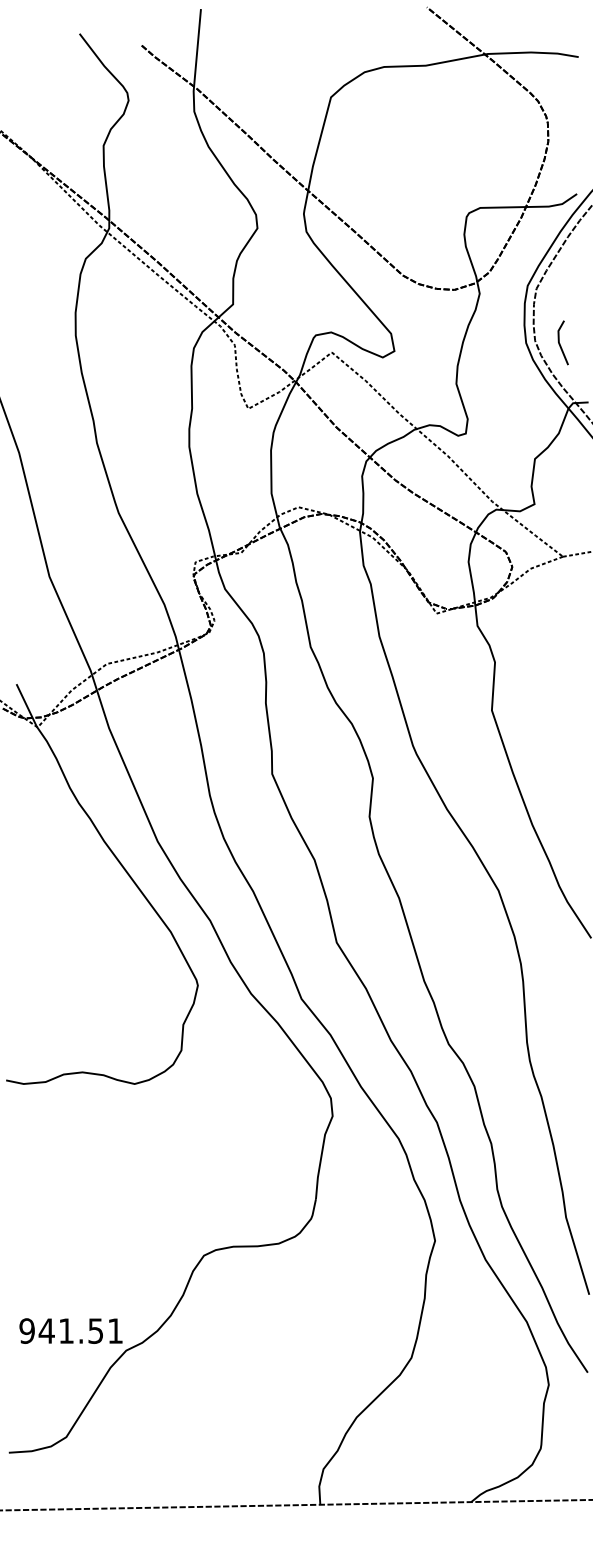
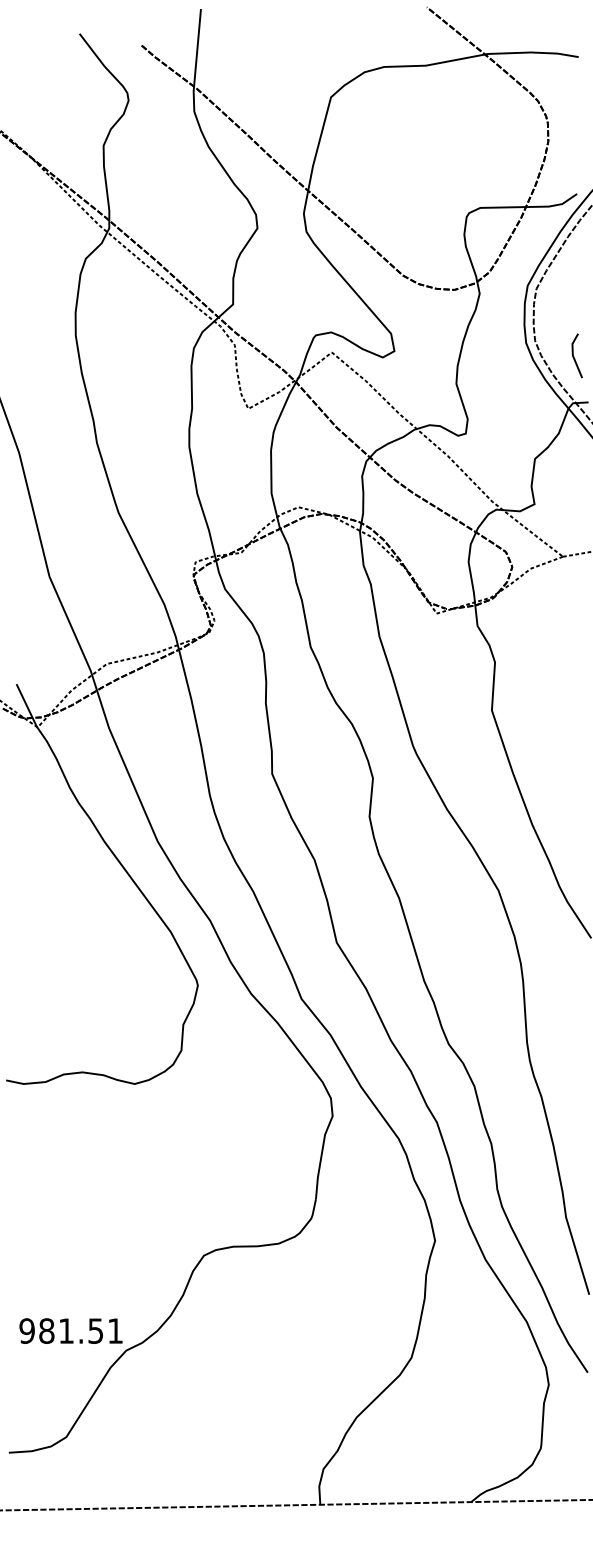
line position: (560, 343) -> (574, 356) (574, 356)
text: 941.51 -> 981.51 (46, 1330)
